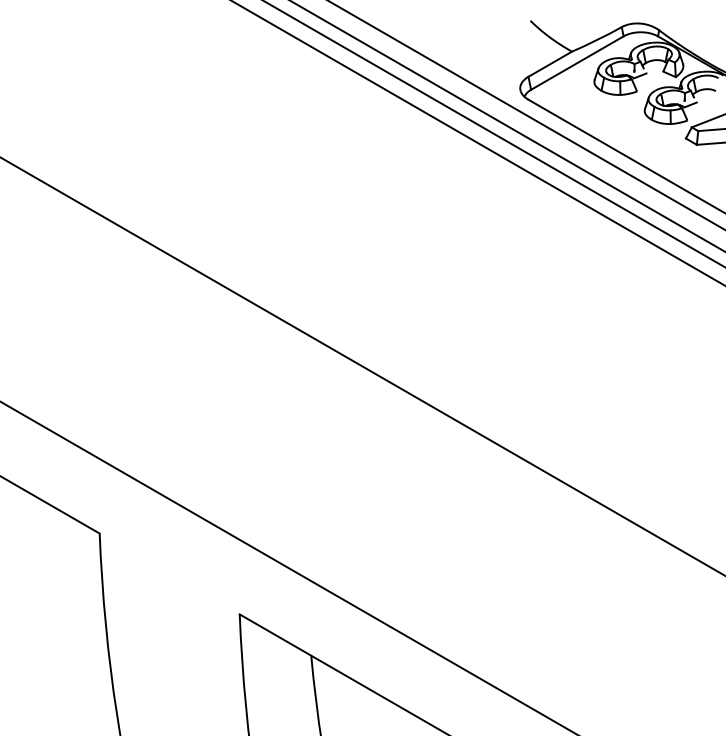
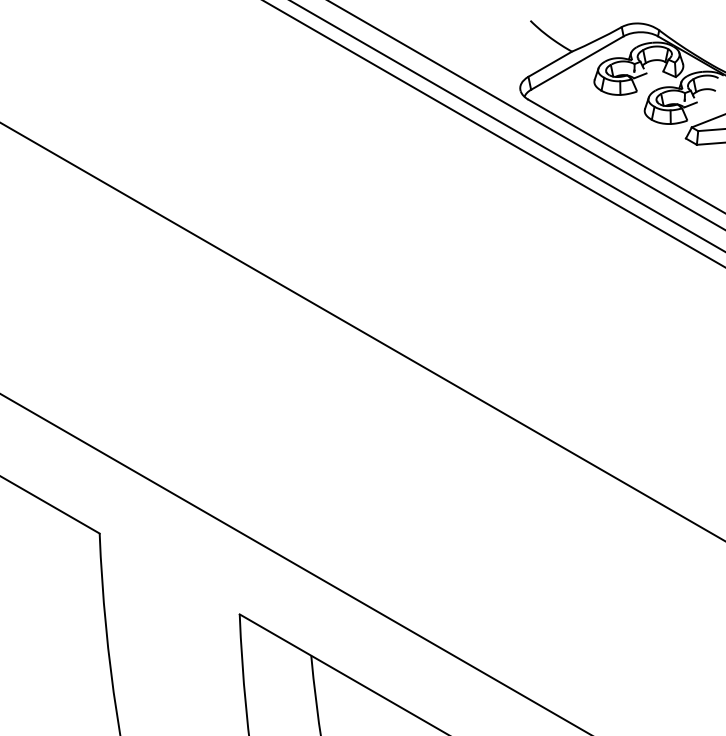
line: present -> none (477, 143)
line position: (362, 366) -> (362, 331) (362, 331)
line position: (288, 567) -> (294, 563) (294, 563)
